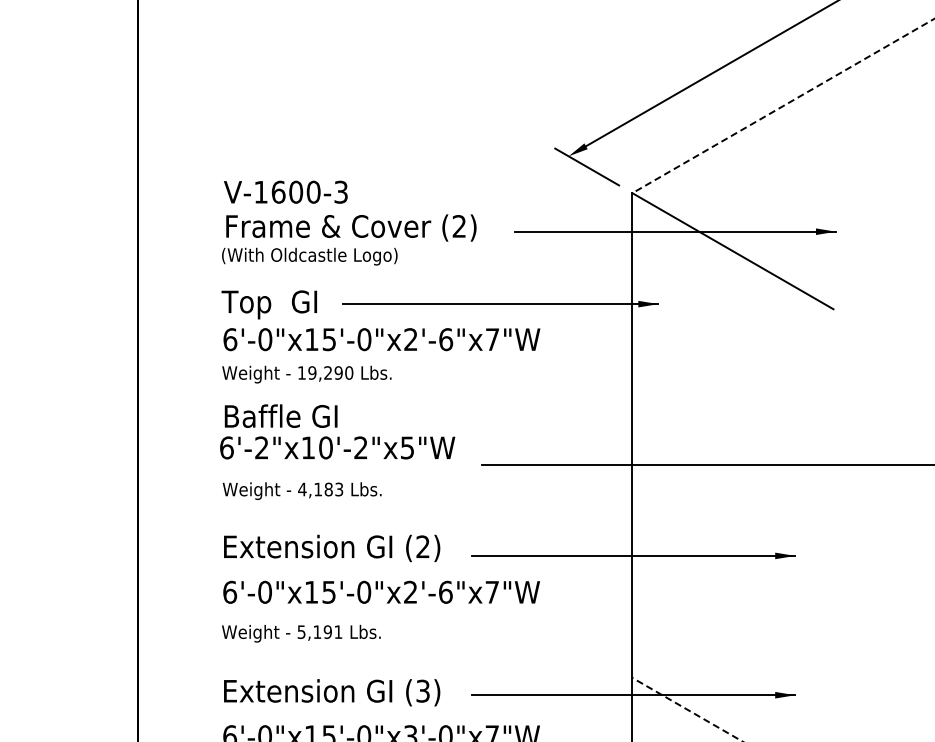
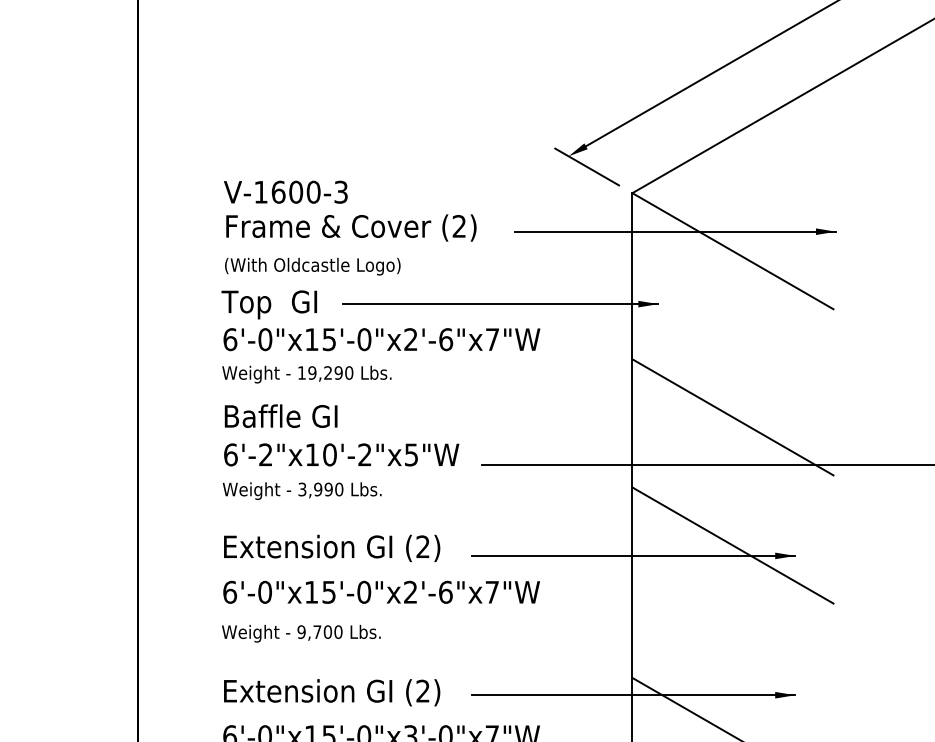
line: dashed -> solid (783, 106)
text position: (309, 256) -> (312, 266) (312, 266)
line: none -> present (732, 417)
text position: (337, 447) -> (341, 454) (341, 454)
text: 4,183 -> 3,990 (320, 489)
line: none -> present (732, 545)
text: 5,191 -> 9,700 (319, 631)
text: (3) -> (2) (422, 691)
line: dashed -> solid (687, 709)
